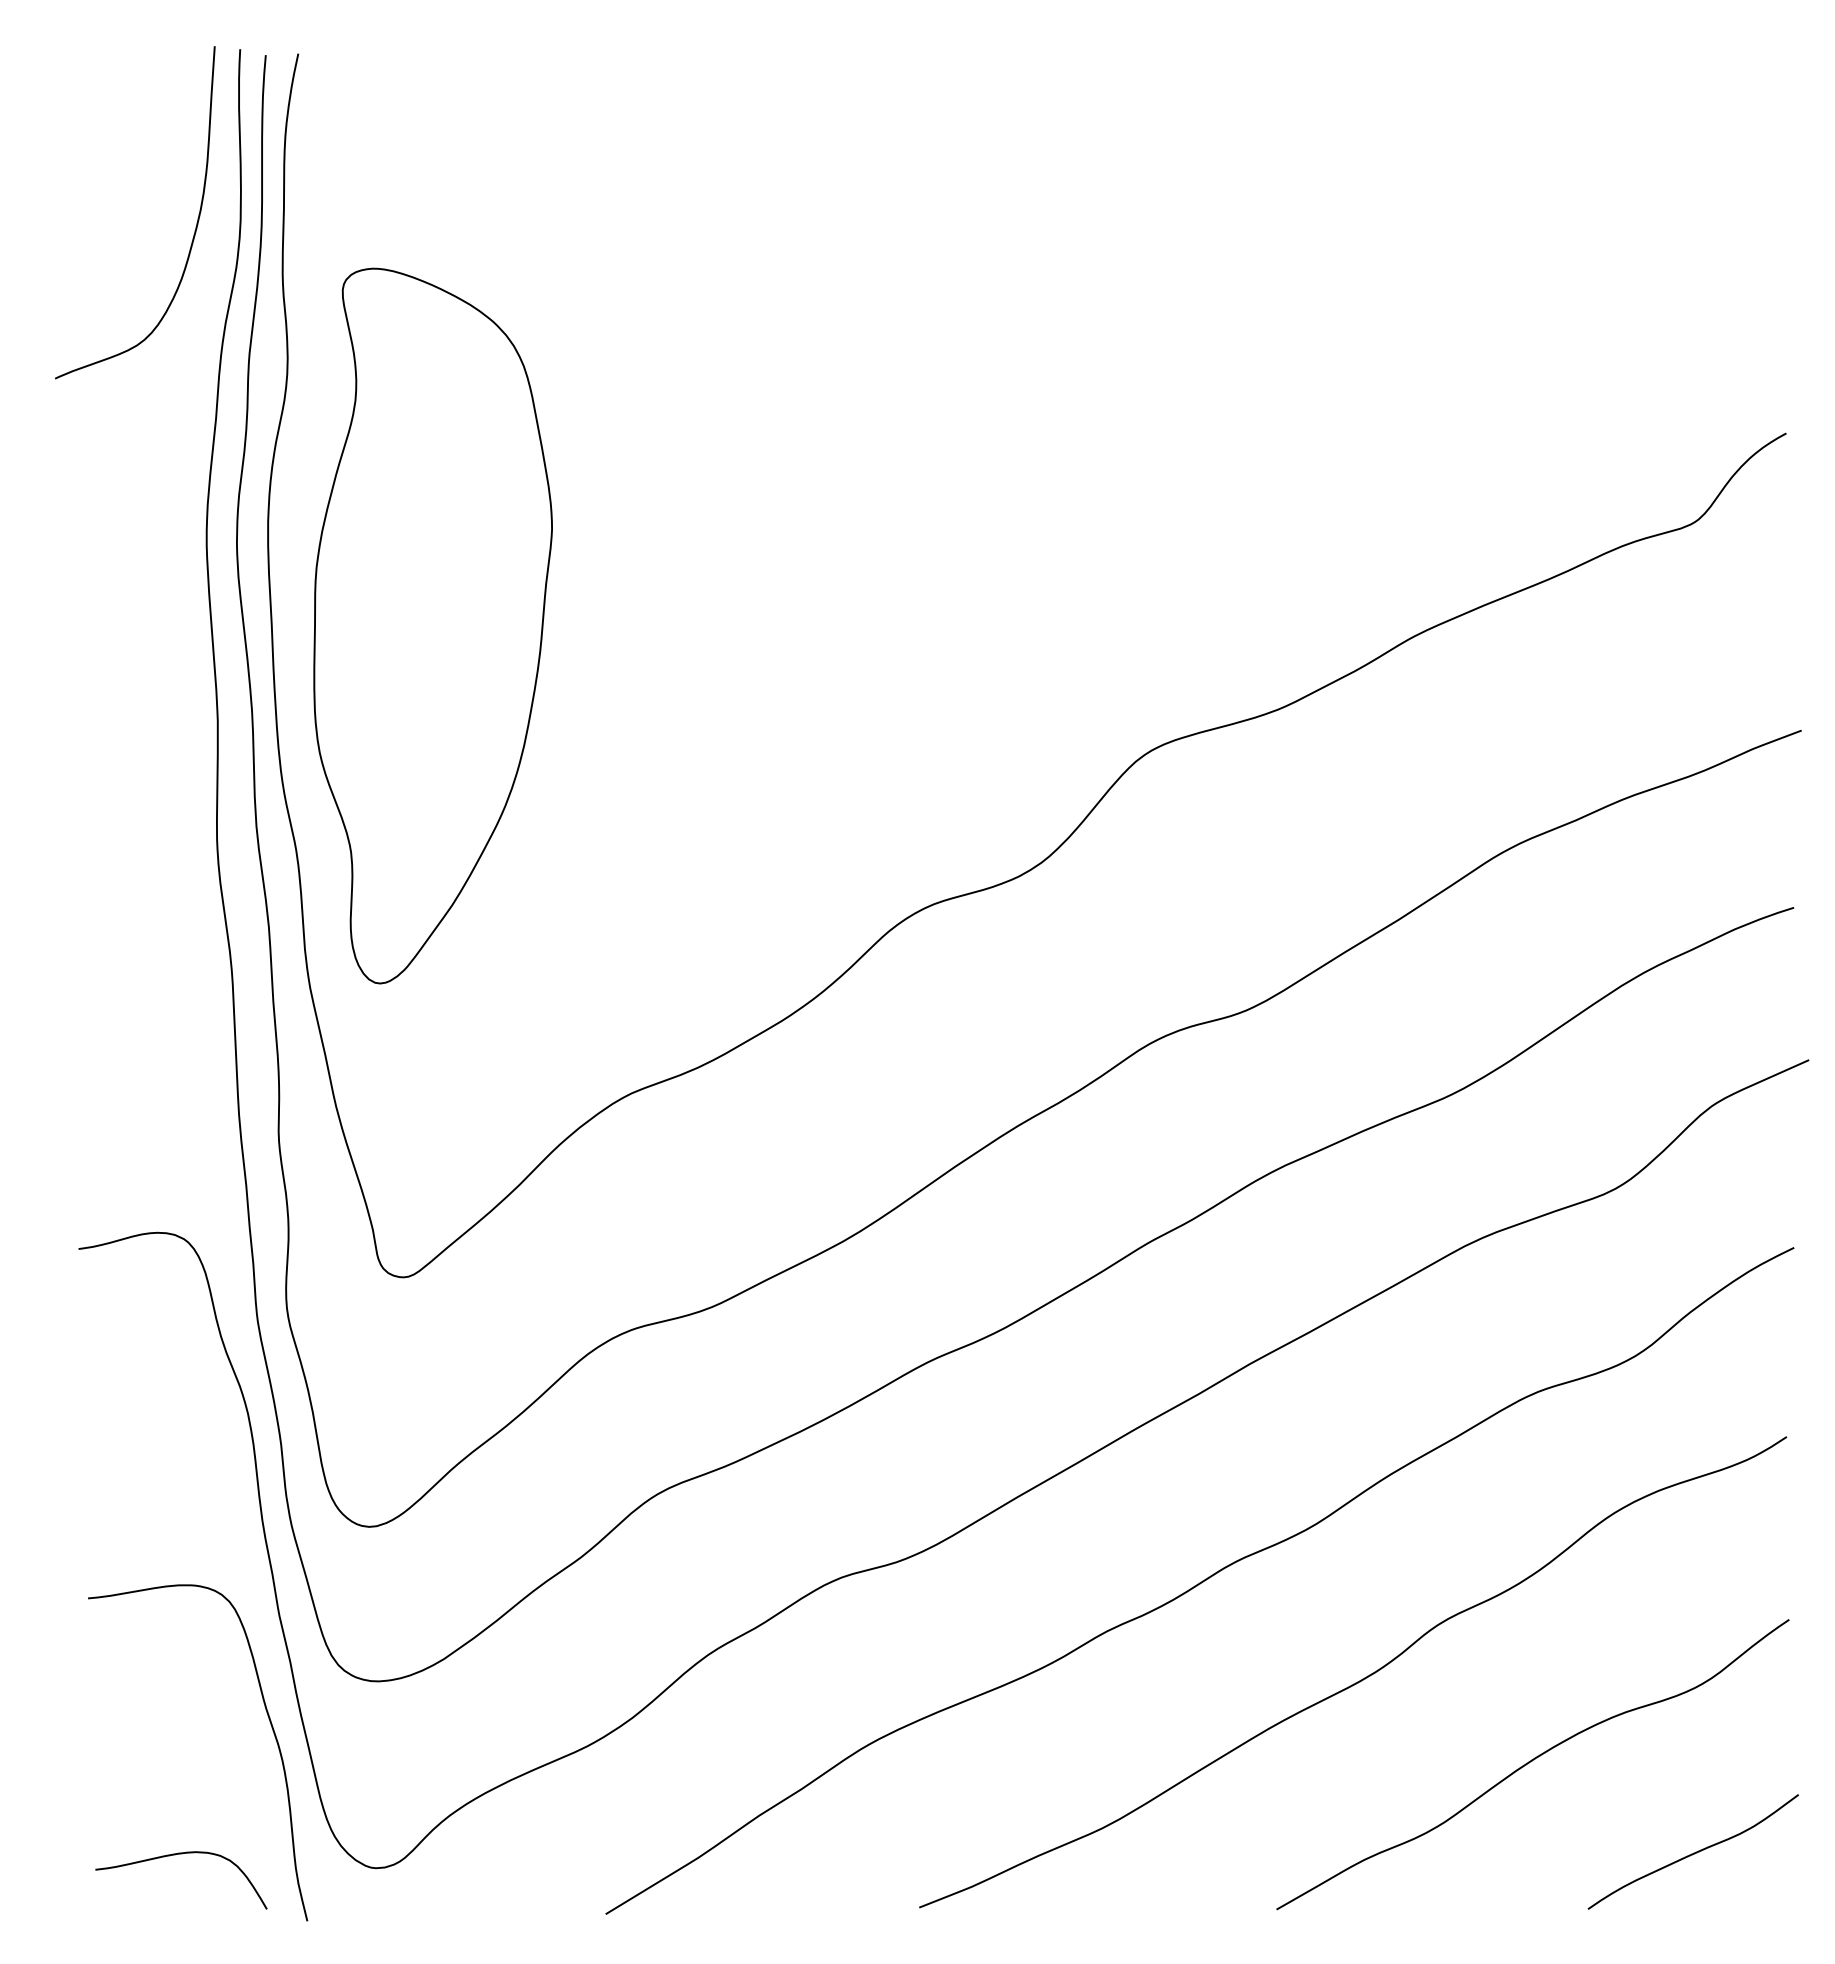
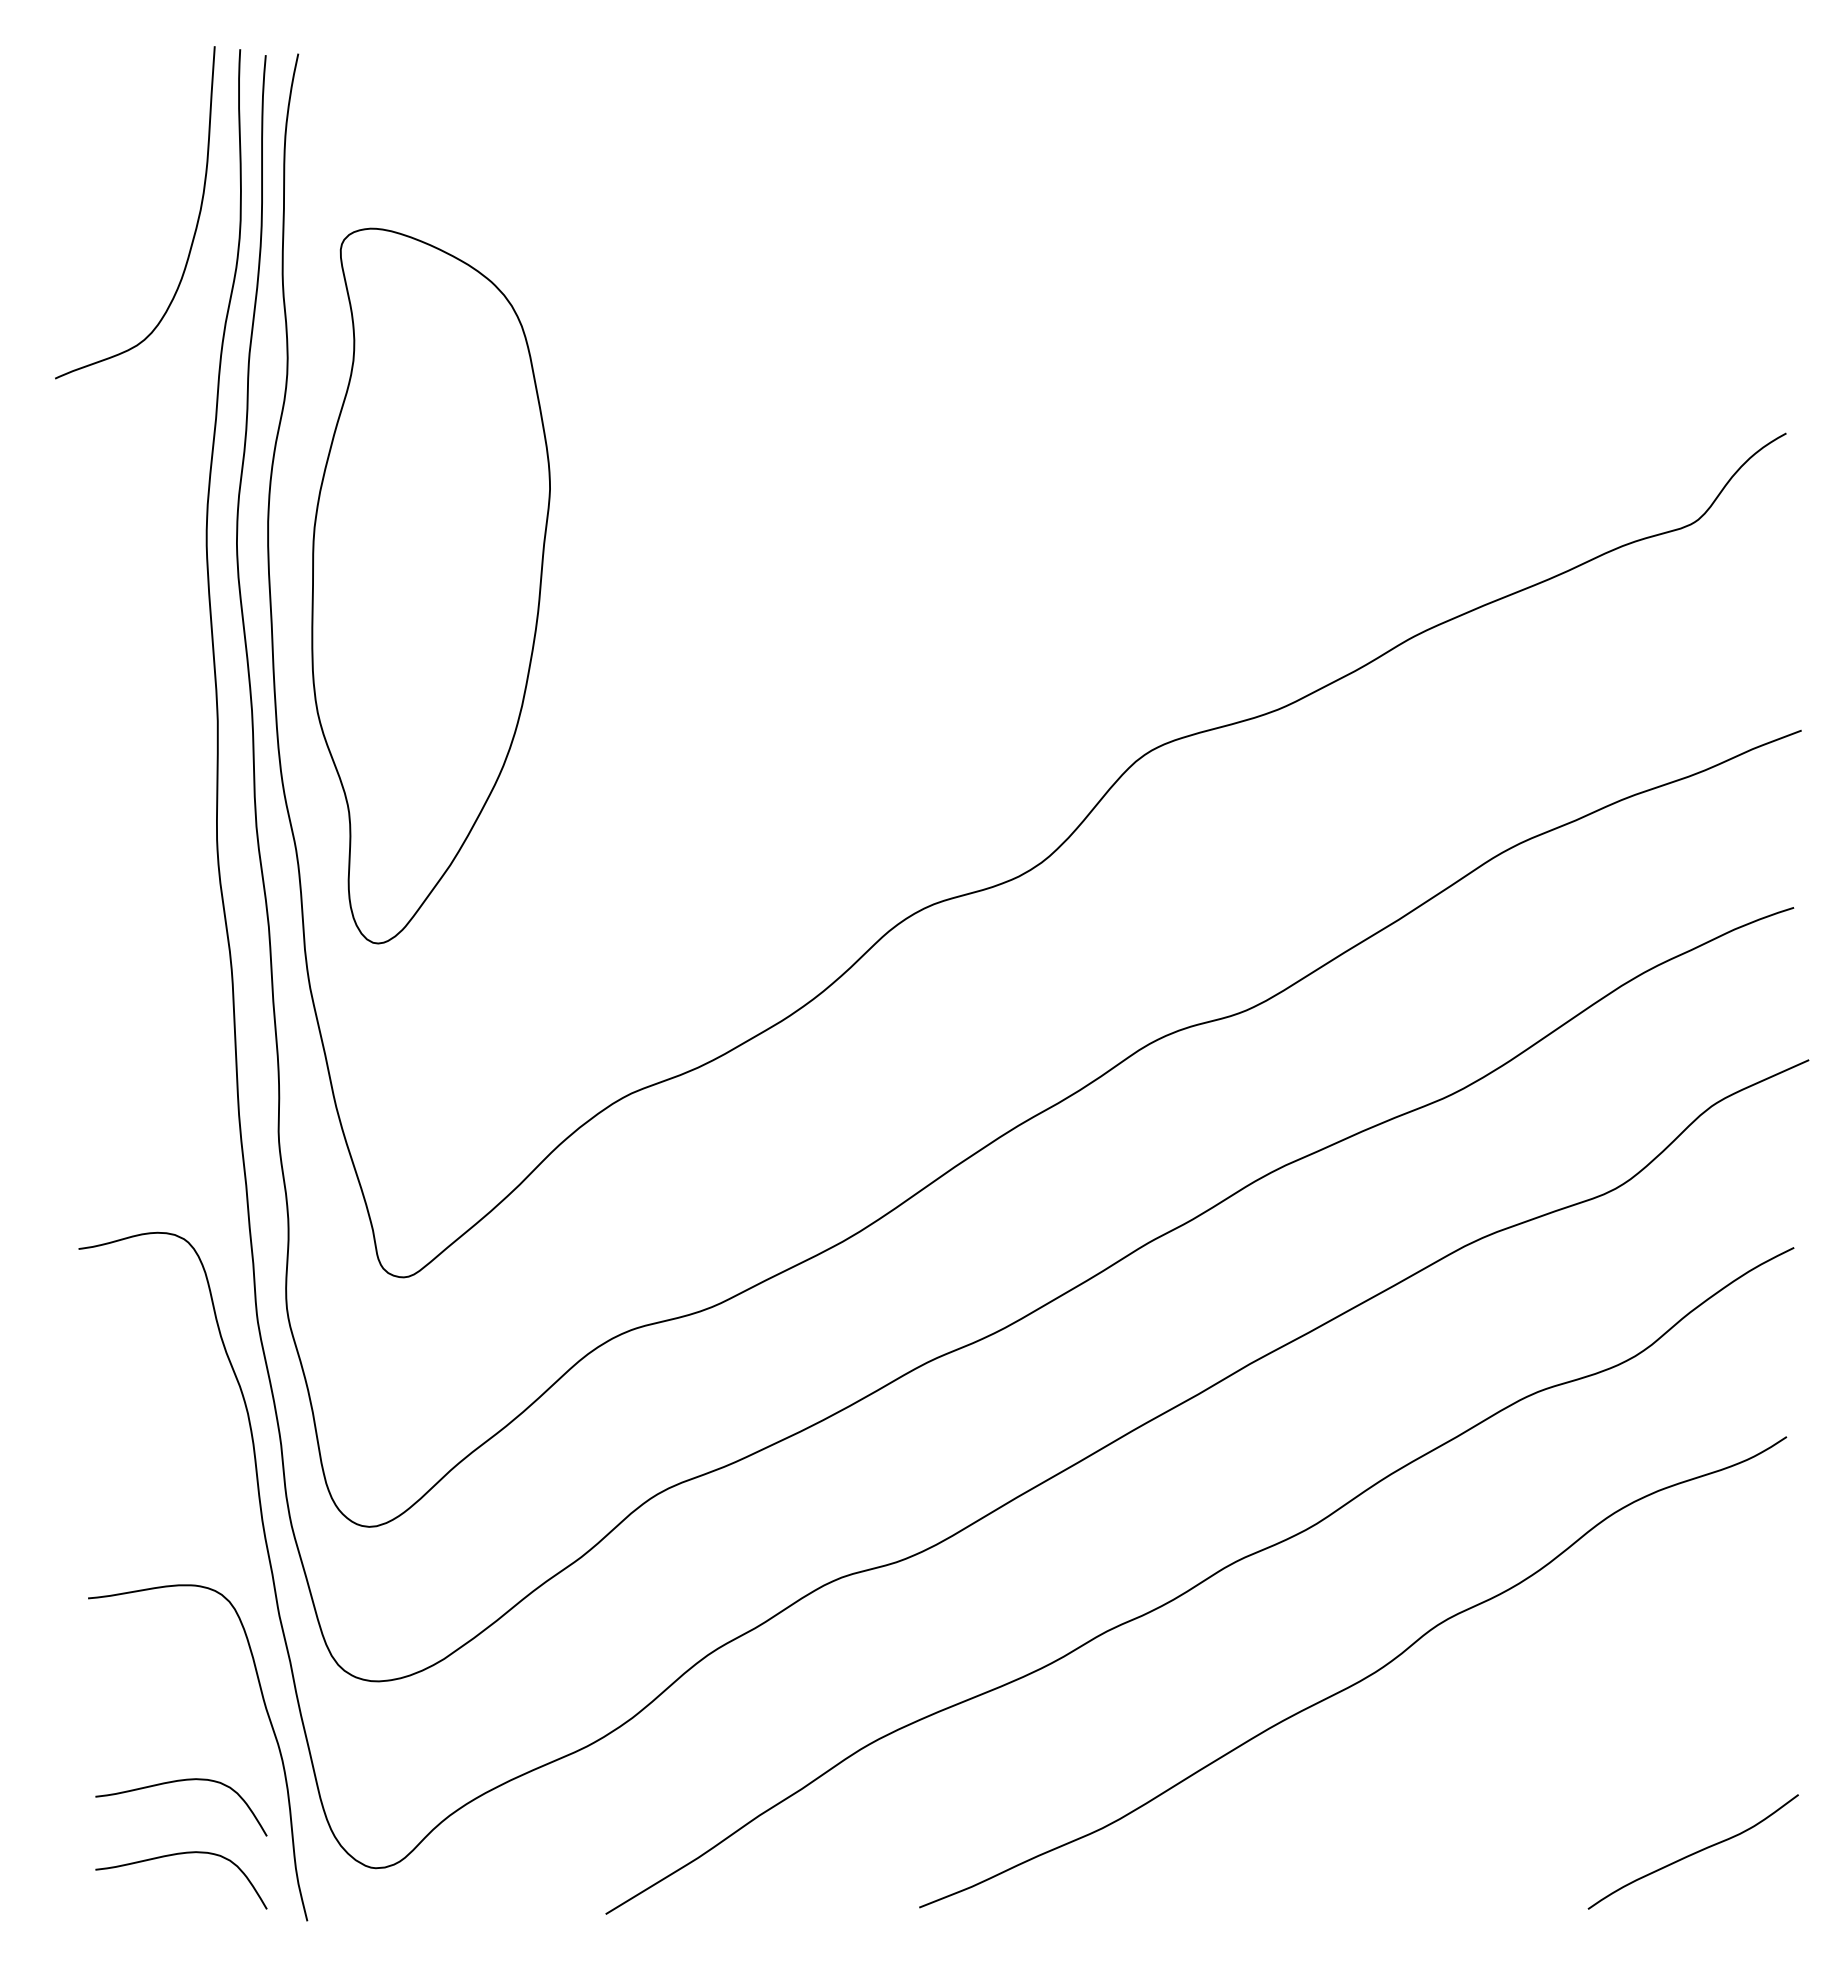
part position: (432, 625) -> (430, 585) (430, 585)
curve: present -> none (1530, 1762)
curve: none -> present (175, 1782)
